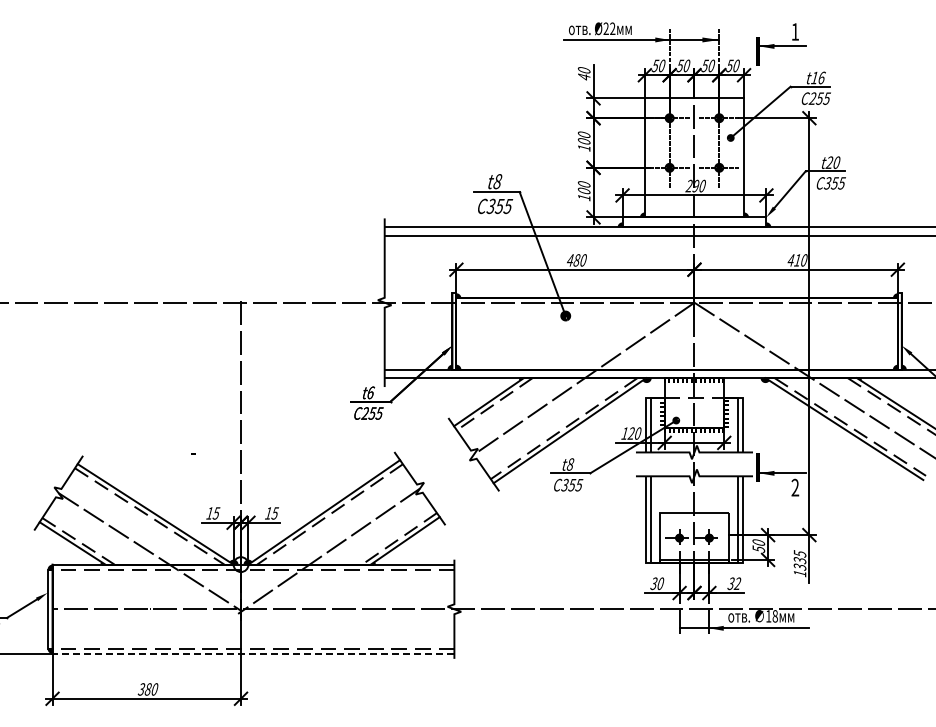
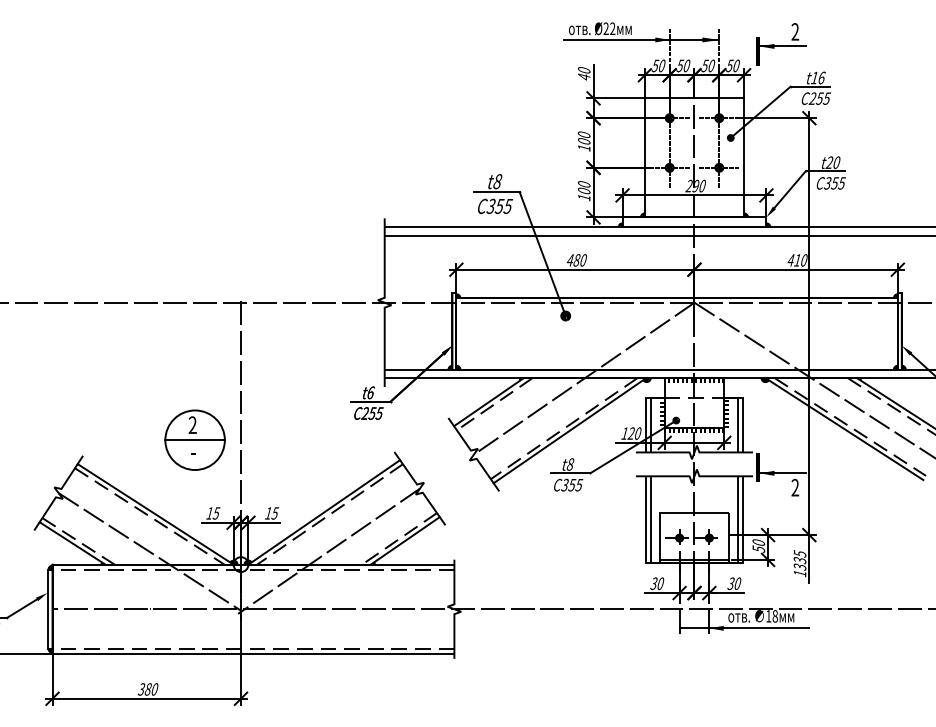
text: 1 -> 2 (795, 31)
part: none -> present (194, 439)
text: 32 -> 30 (737, 583)
line: dashed -> solid (253, 653)
